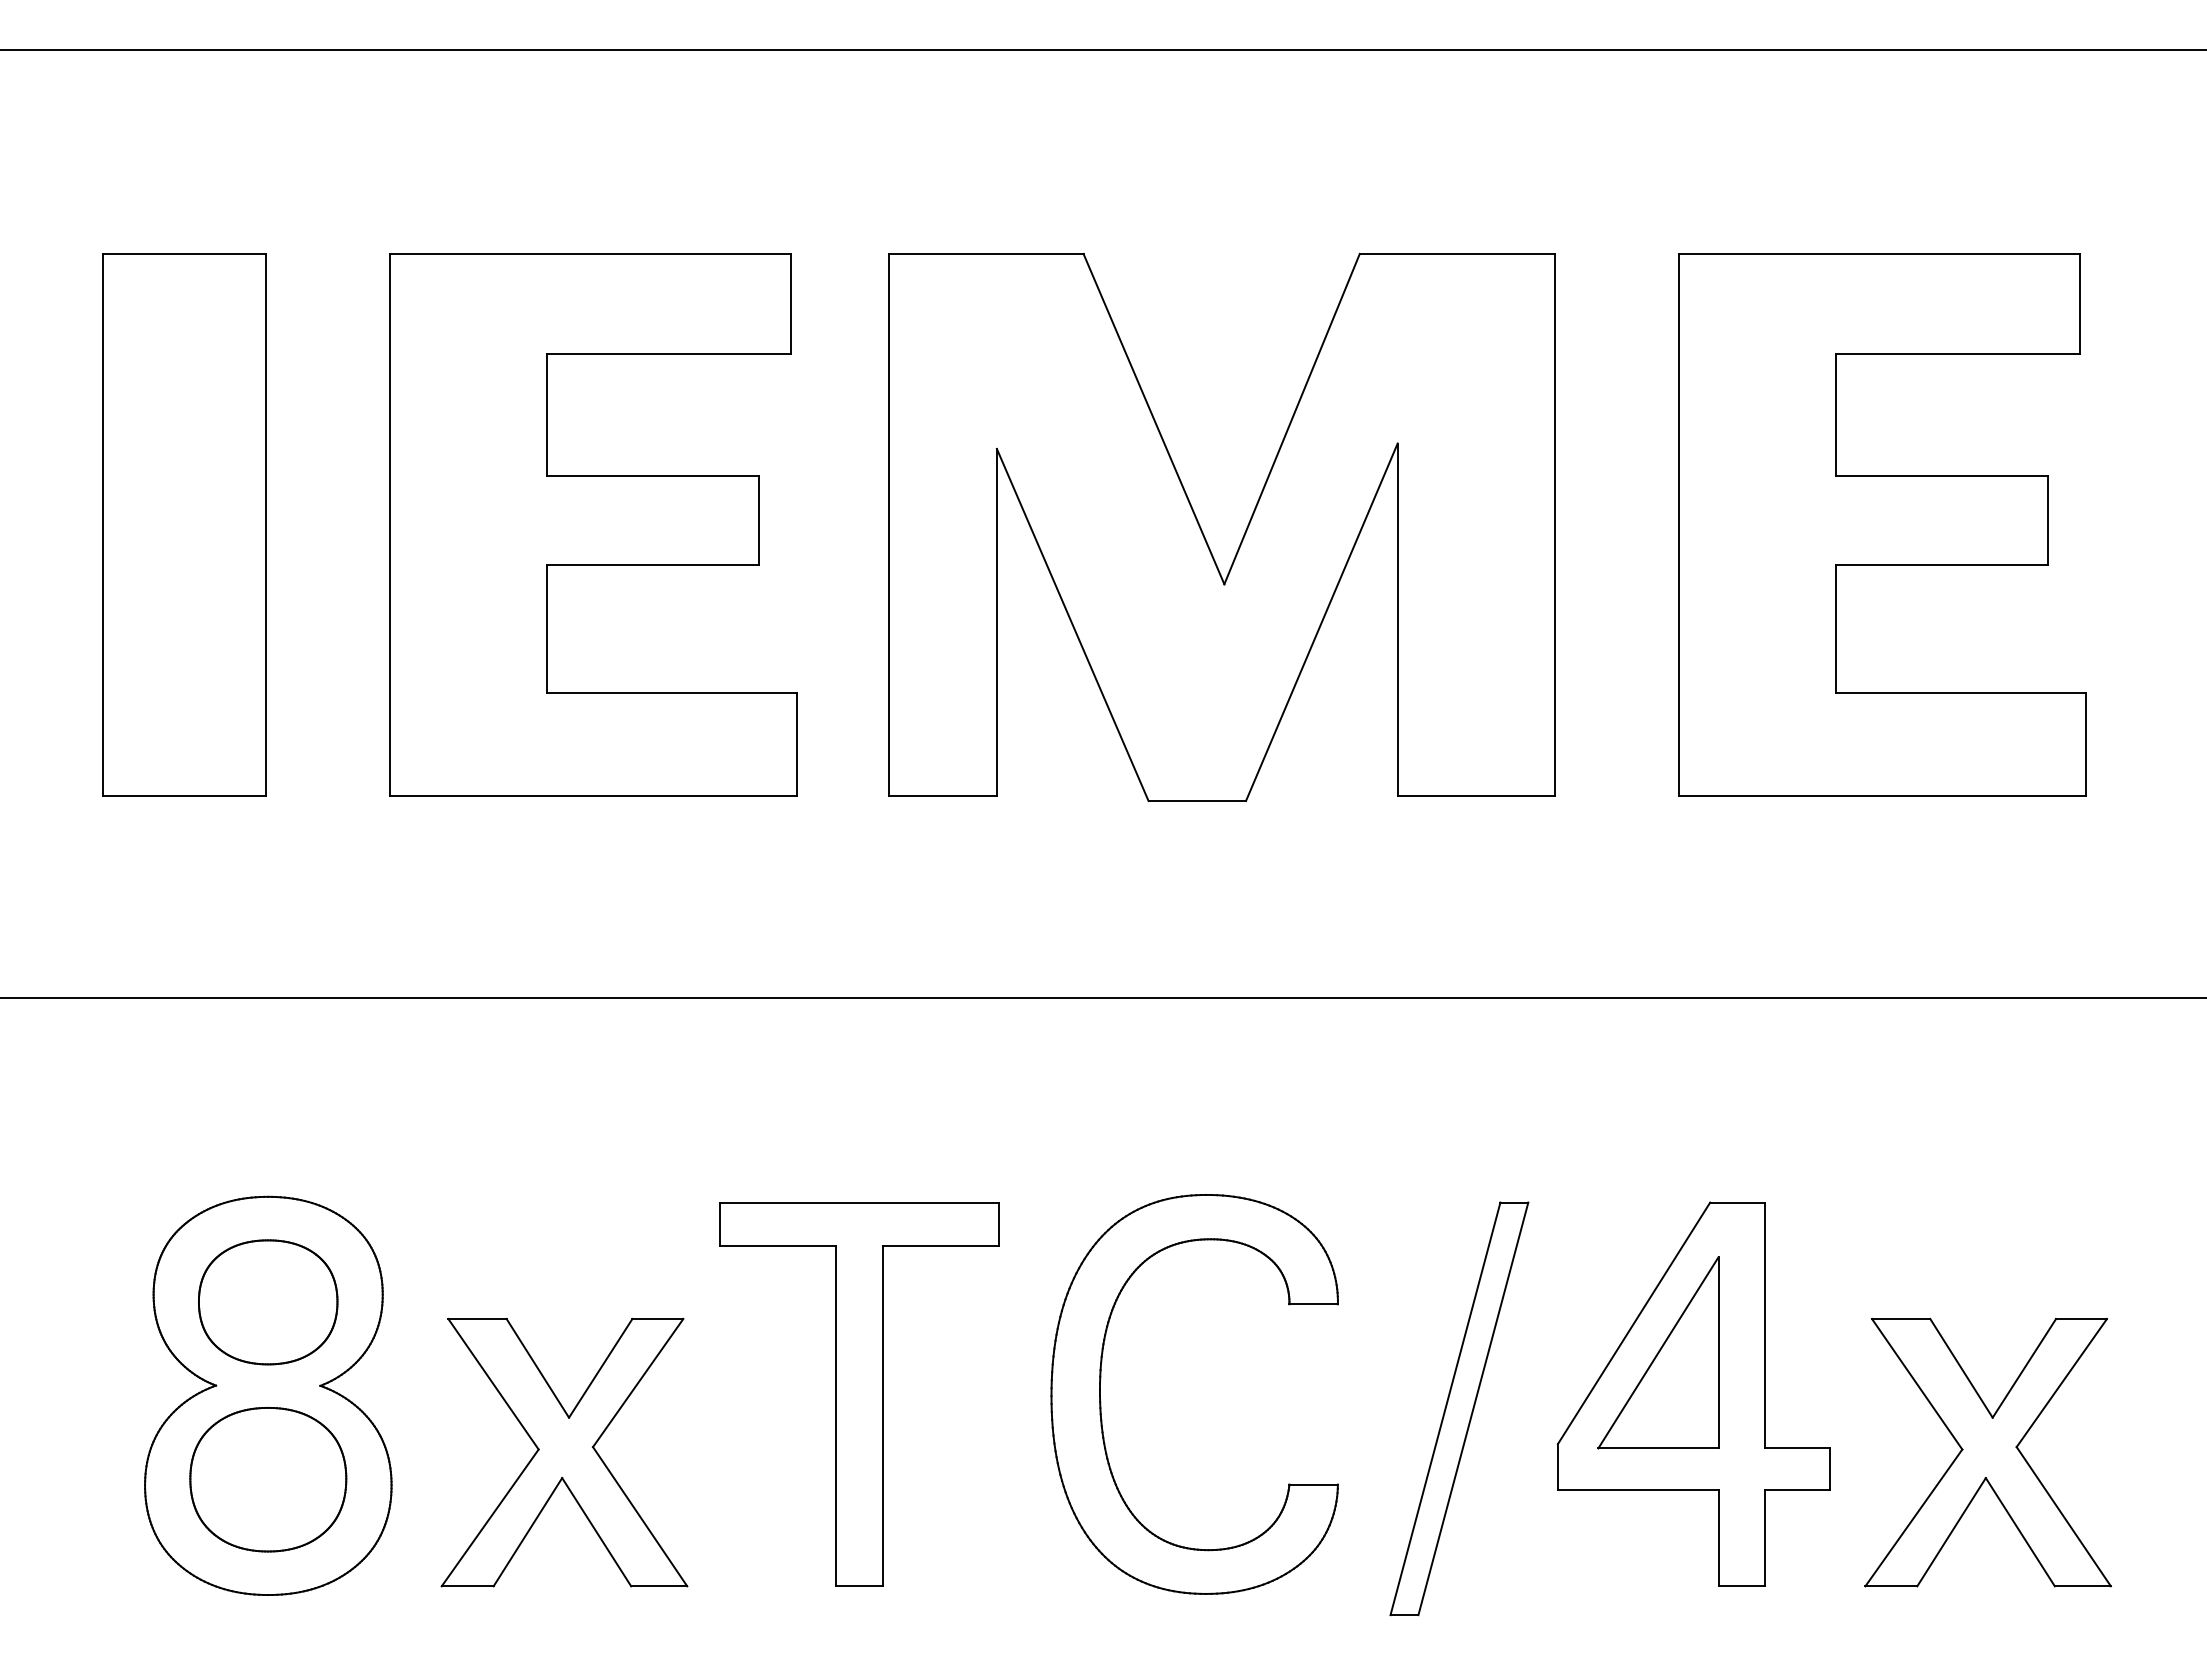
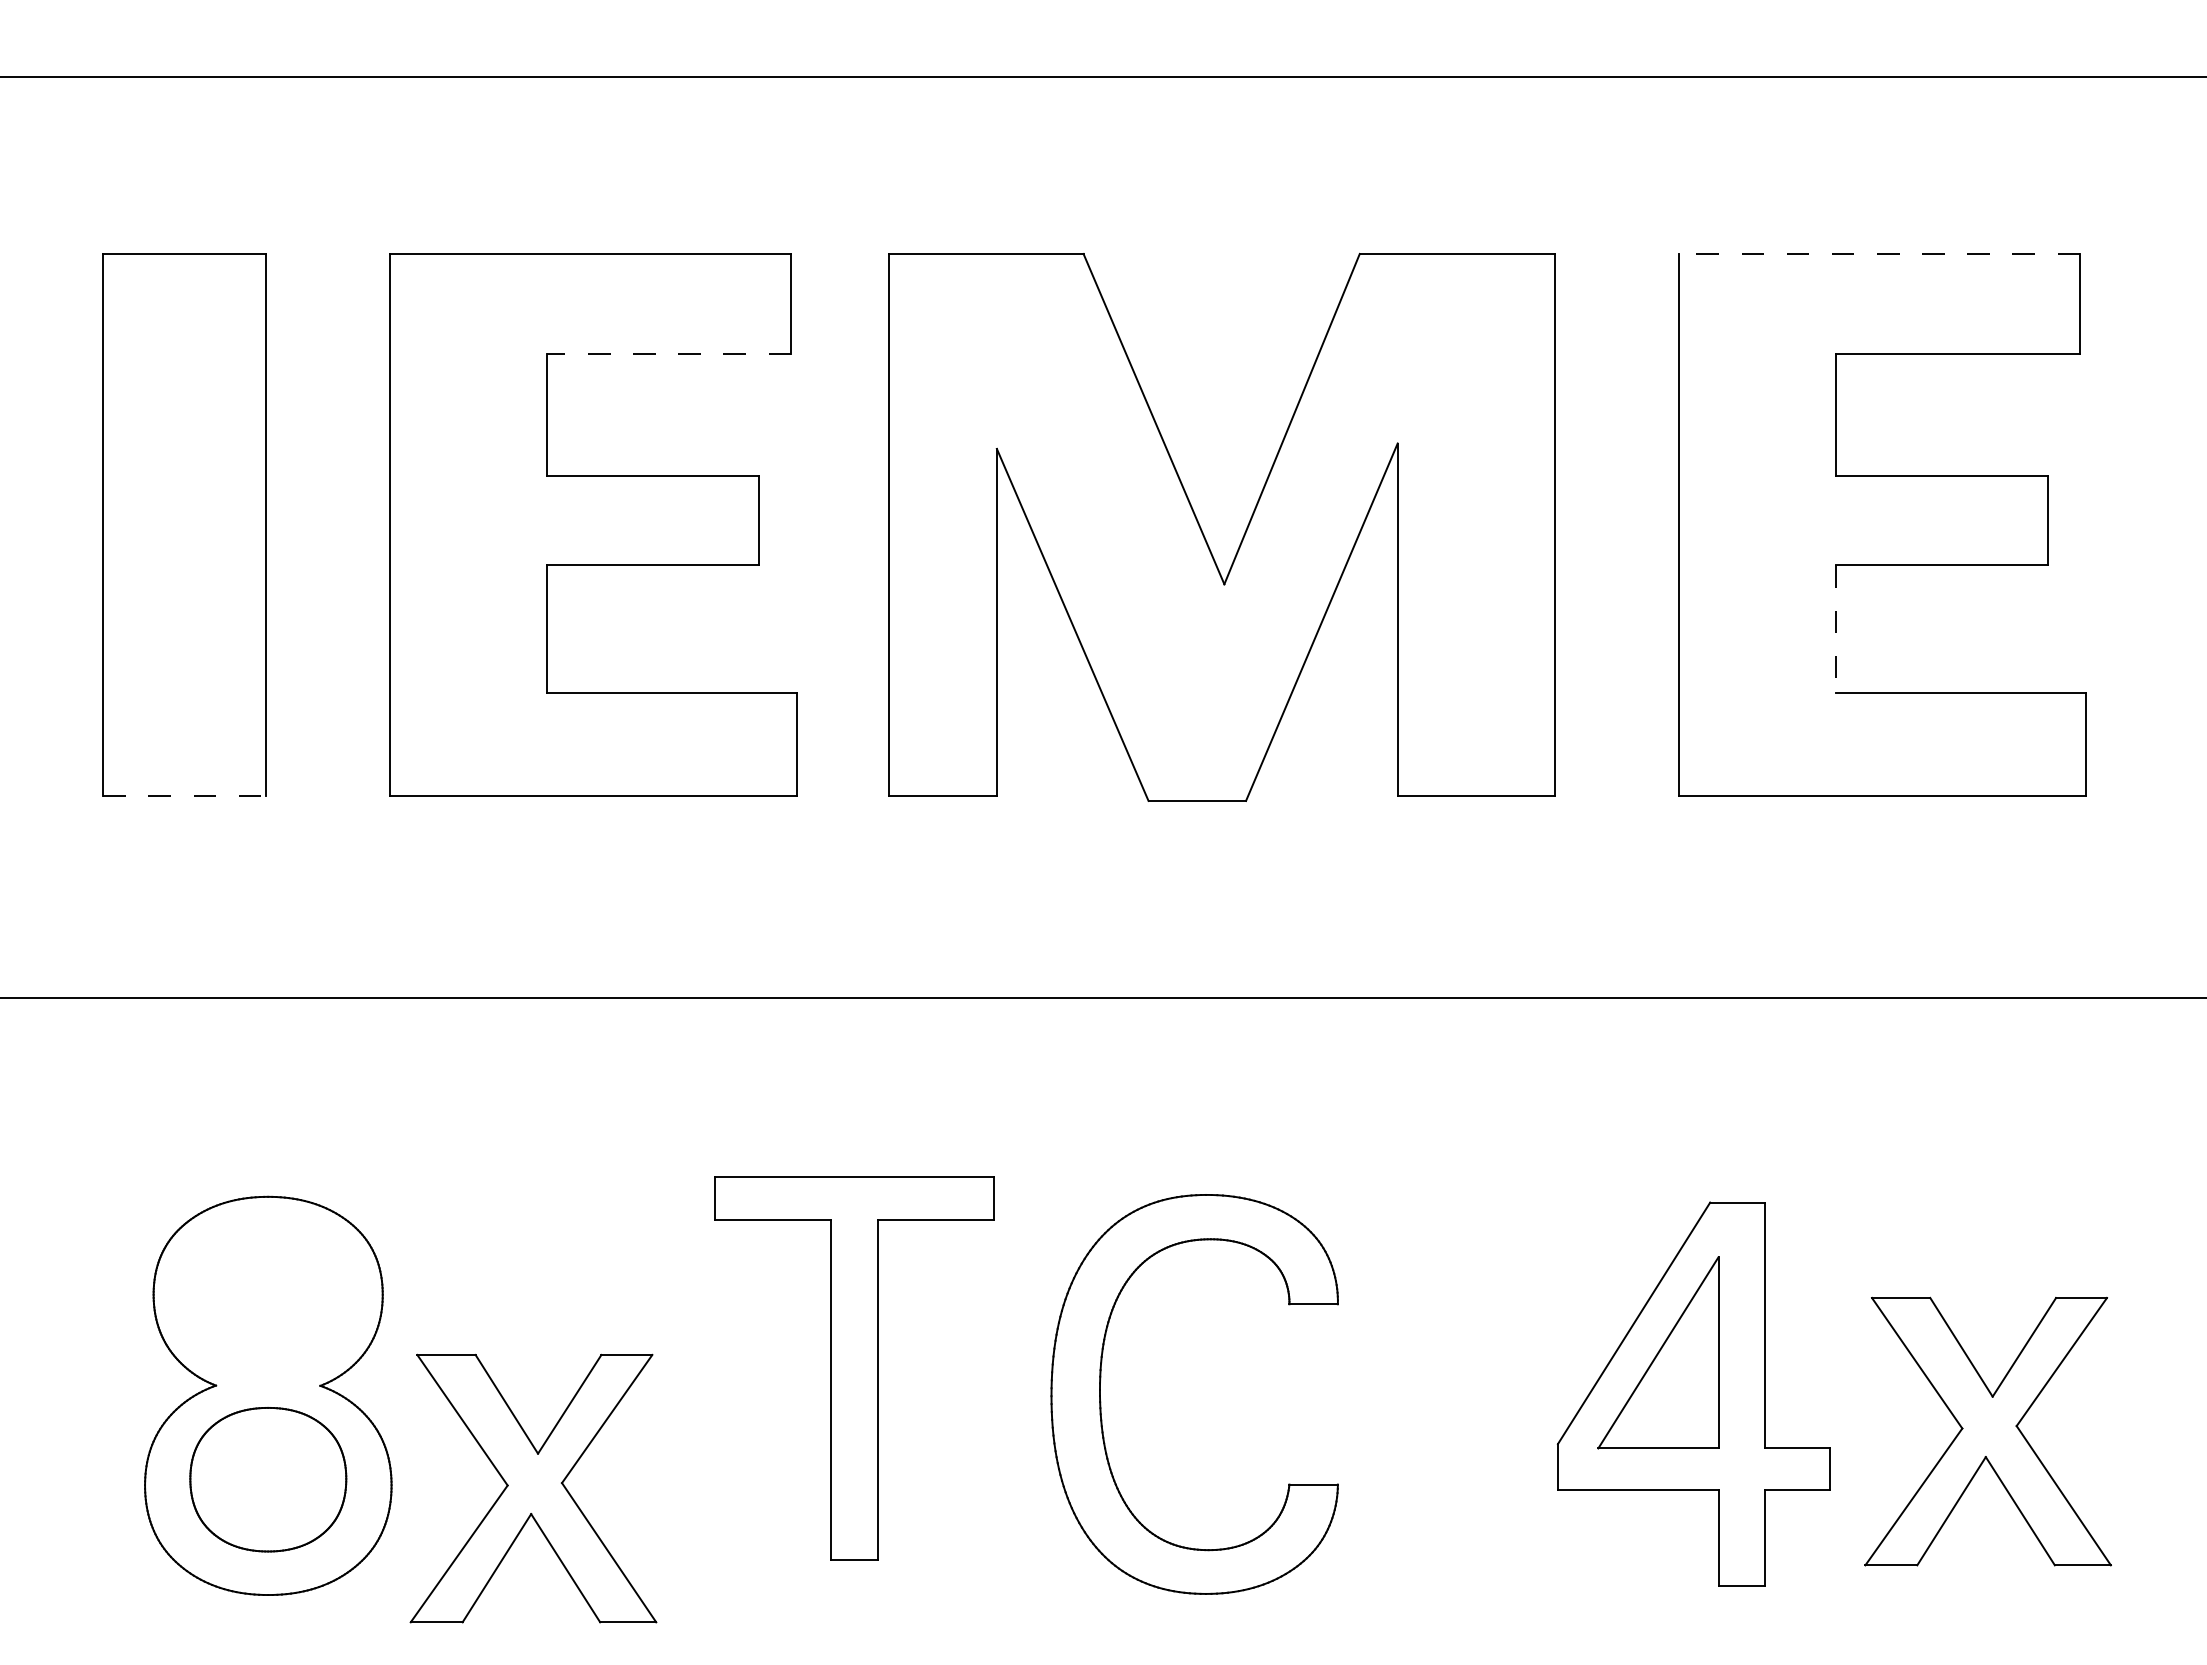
line position: (1102, 49) -> (1102, 76) (1102, 76)
line: solid -> dashed (1879, 253)
line: solid -> dashed (669, 354)
line: solid -> dashed (1836, 629)
line: solid -> dashed (185, 795)
part: present -> none (268, 1302)
part position: (859, 1394) -> (854, 1368) (854, 1368)
part: present -> none (1459, 1408)
part position: (564, 1452) -> (533, 1488) (533, 1488)
part position: (1987, 1452) -> (1987, 1431) (1987, 1431)
